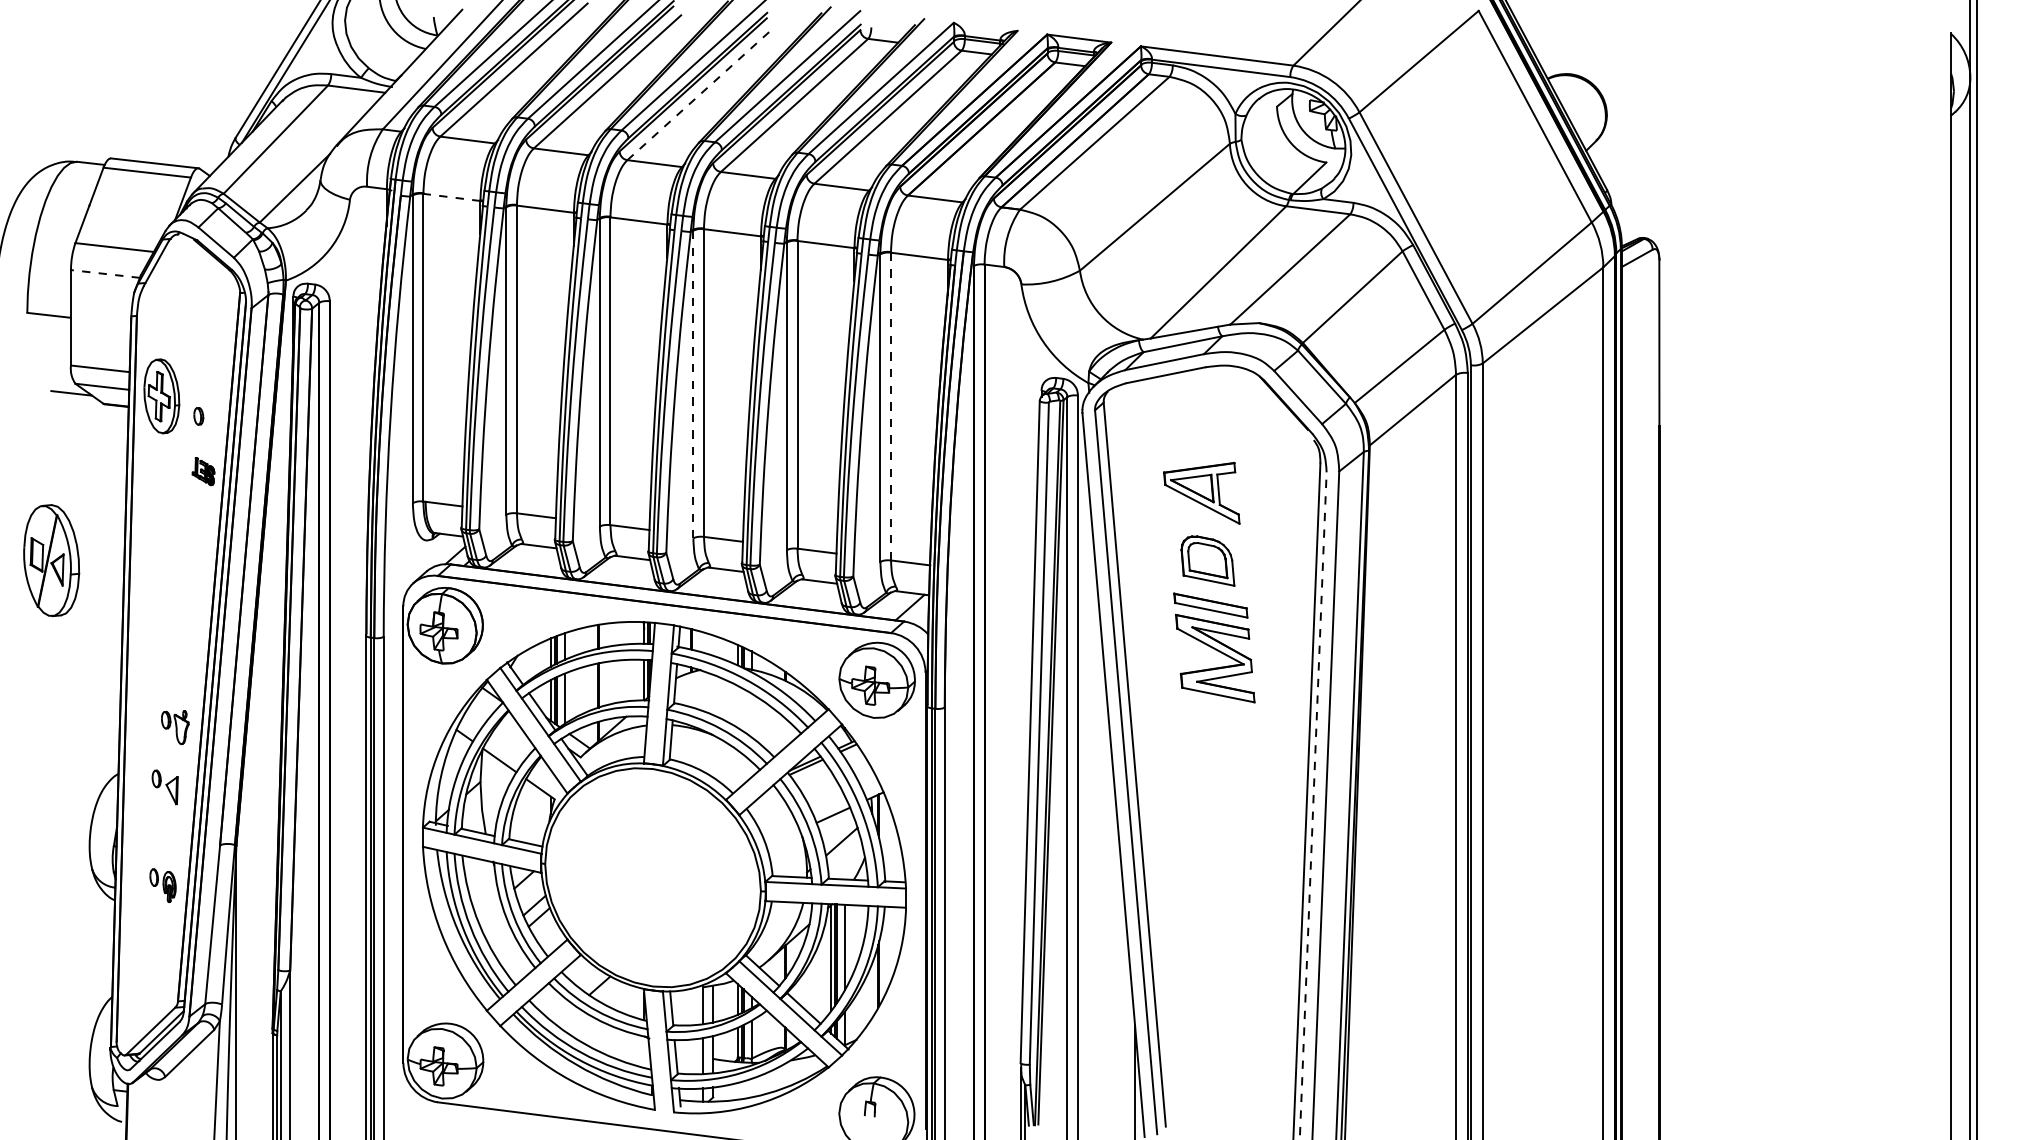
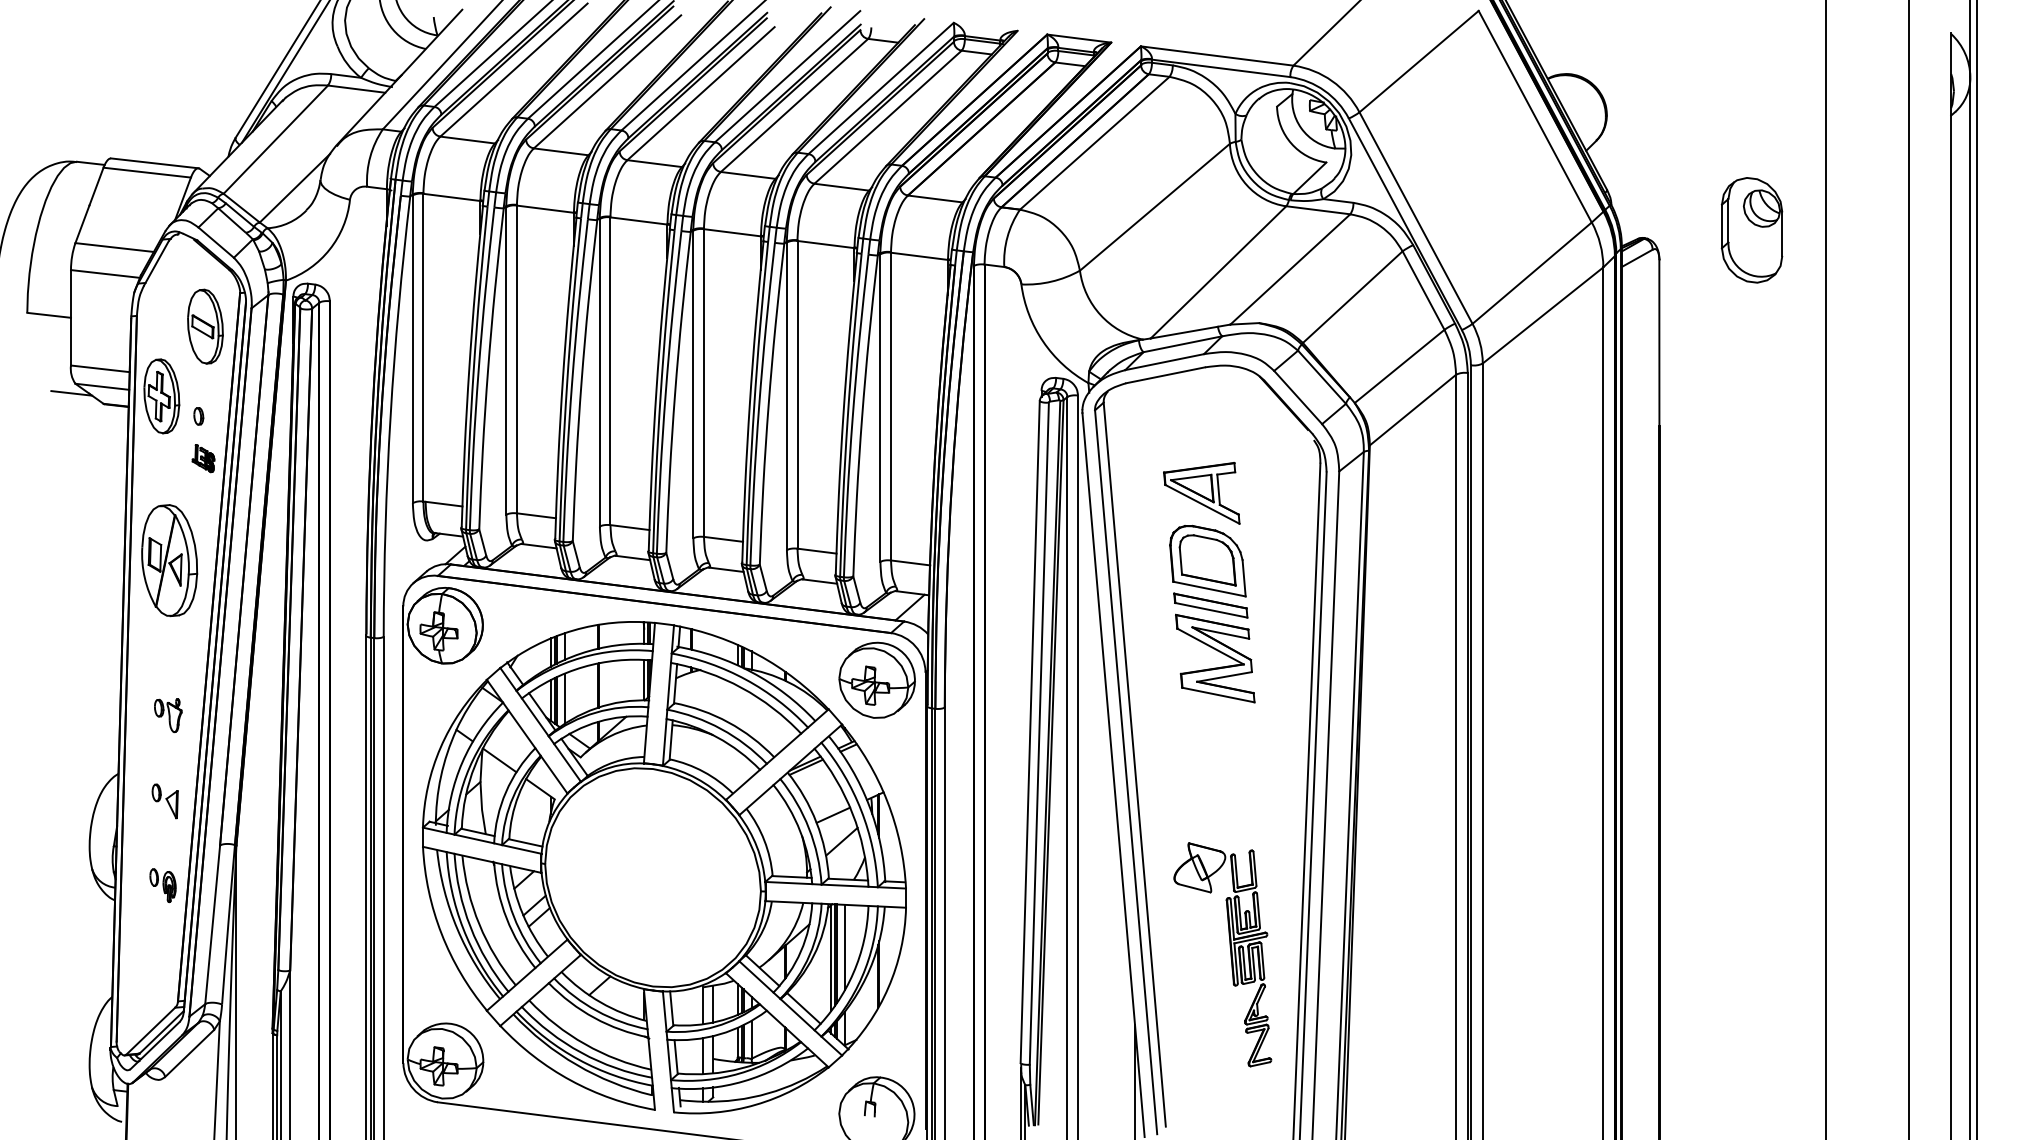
line: dashed -> solid (701, 93)
line: dashed -> solid (451, 197)
part: none -> present (1751, 230)
line: dashed -> solid (105, 273)
part: none -> present (205, 326)
line: dashed -> solid (693, 384)
line: dashed -> solid (891, 406)
part position: (203, 471) -> (203, 458) (203, 458)
part position: (51, 560) -> (169, 560) (169, 560)
part size: 56x52 px -> 78x74 px (1207, 560)
line: none -> present (1825, 569)
line: none -> present (1908, 569)
part position: (175, 727) -> (168, 715) (168, 715)
part position: (164, 787) -> (164, 801) (164, 801)
line: dashed -> solid (1313, 806)
part: none -> present (1230, 954)
